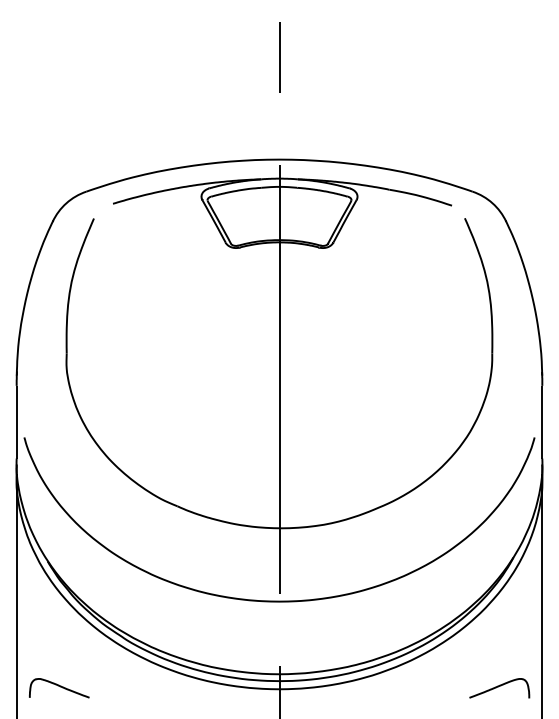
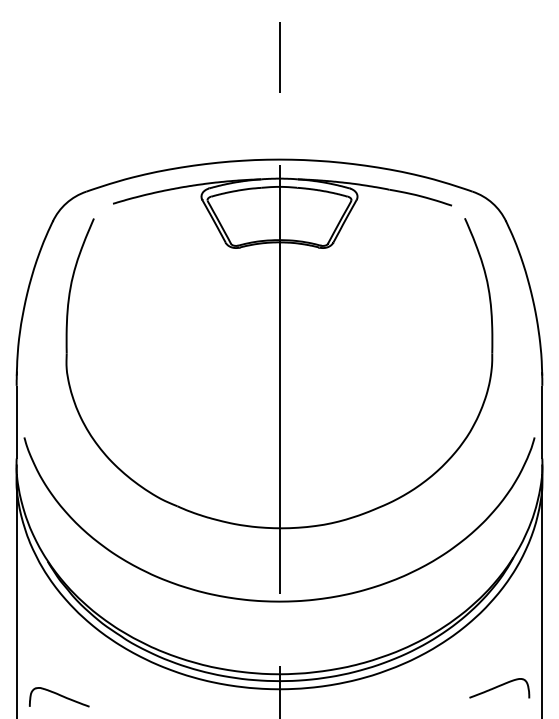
curve position: (60, 687) -> (60, 696) (60, 696)
